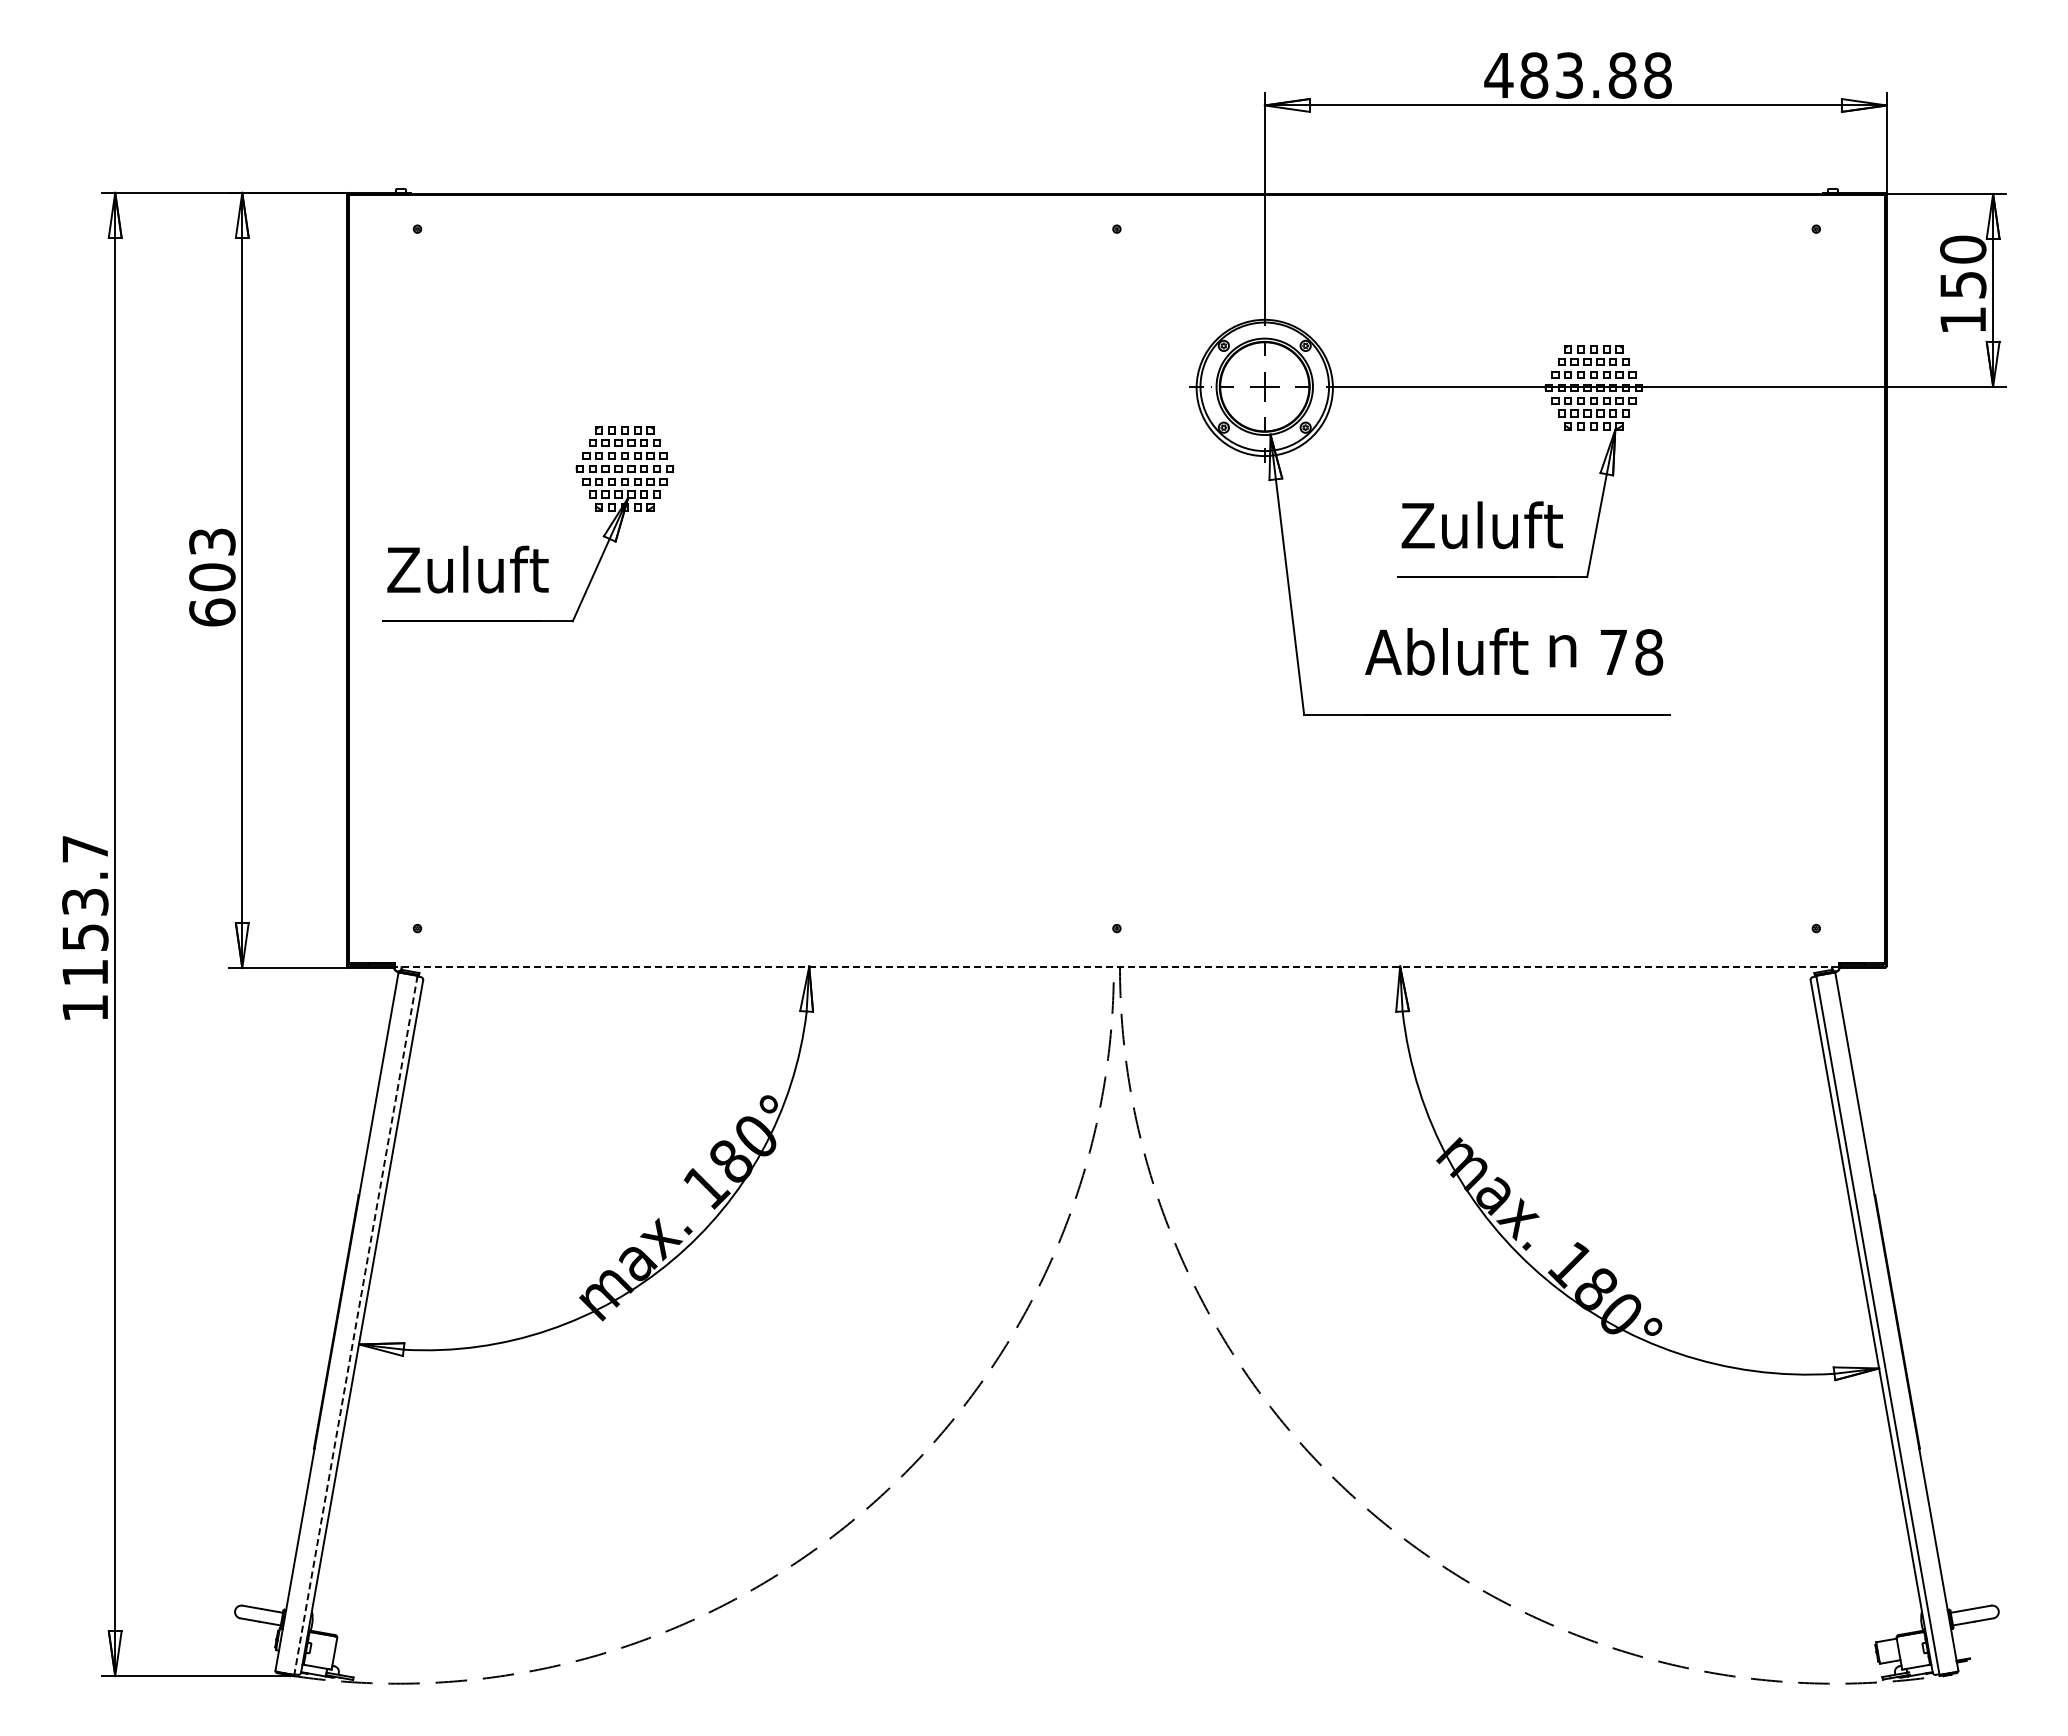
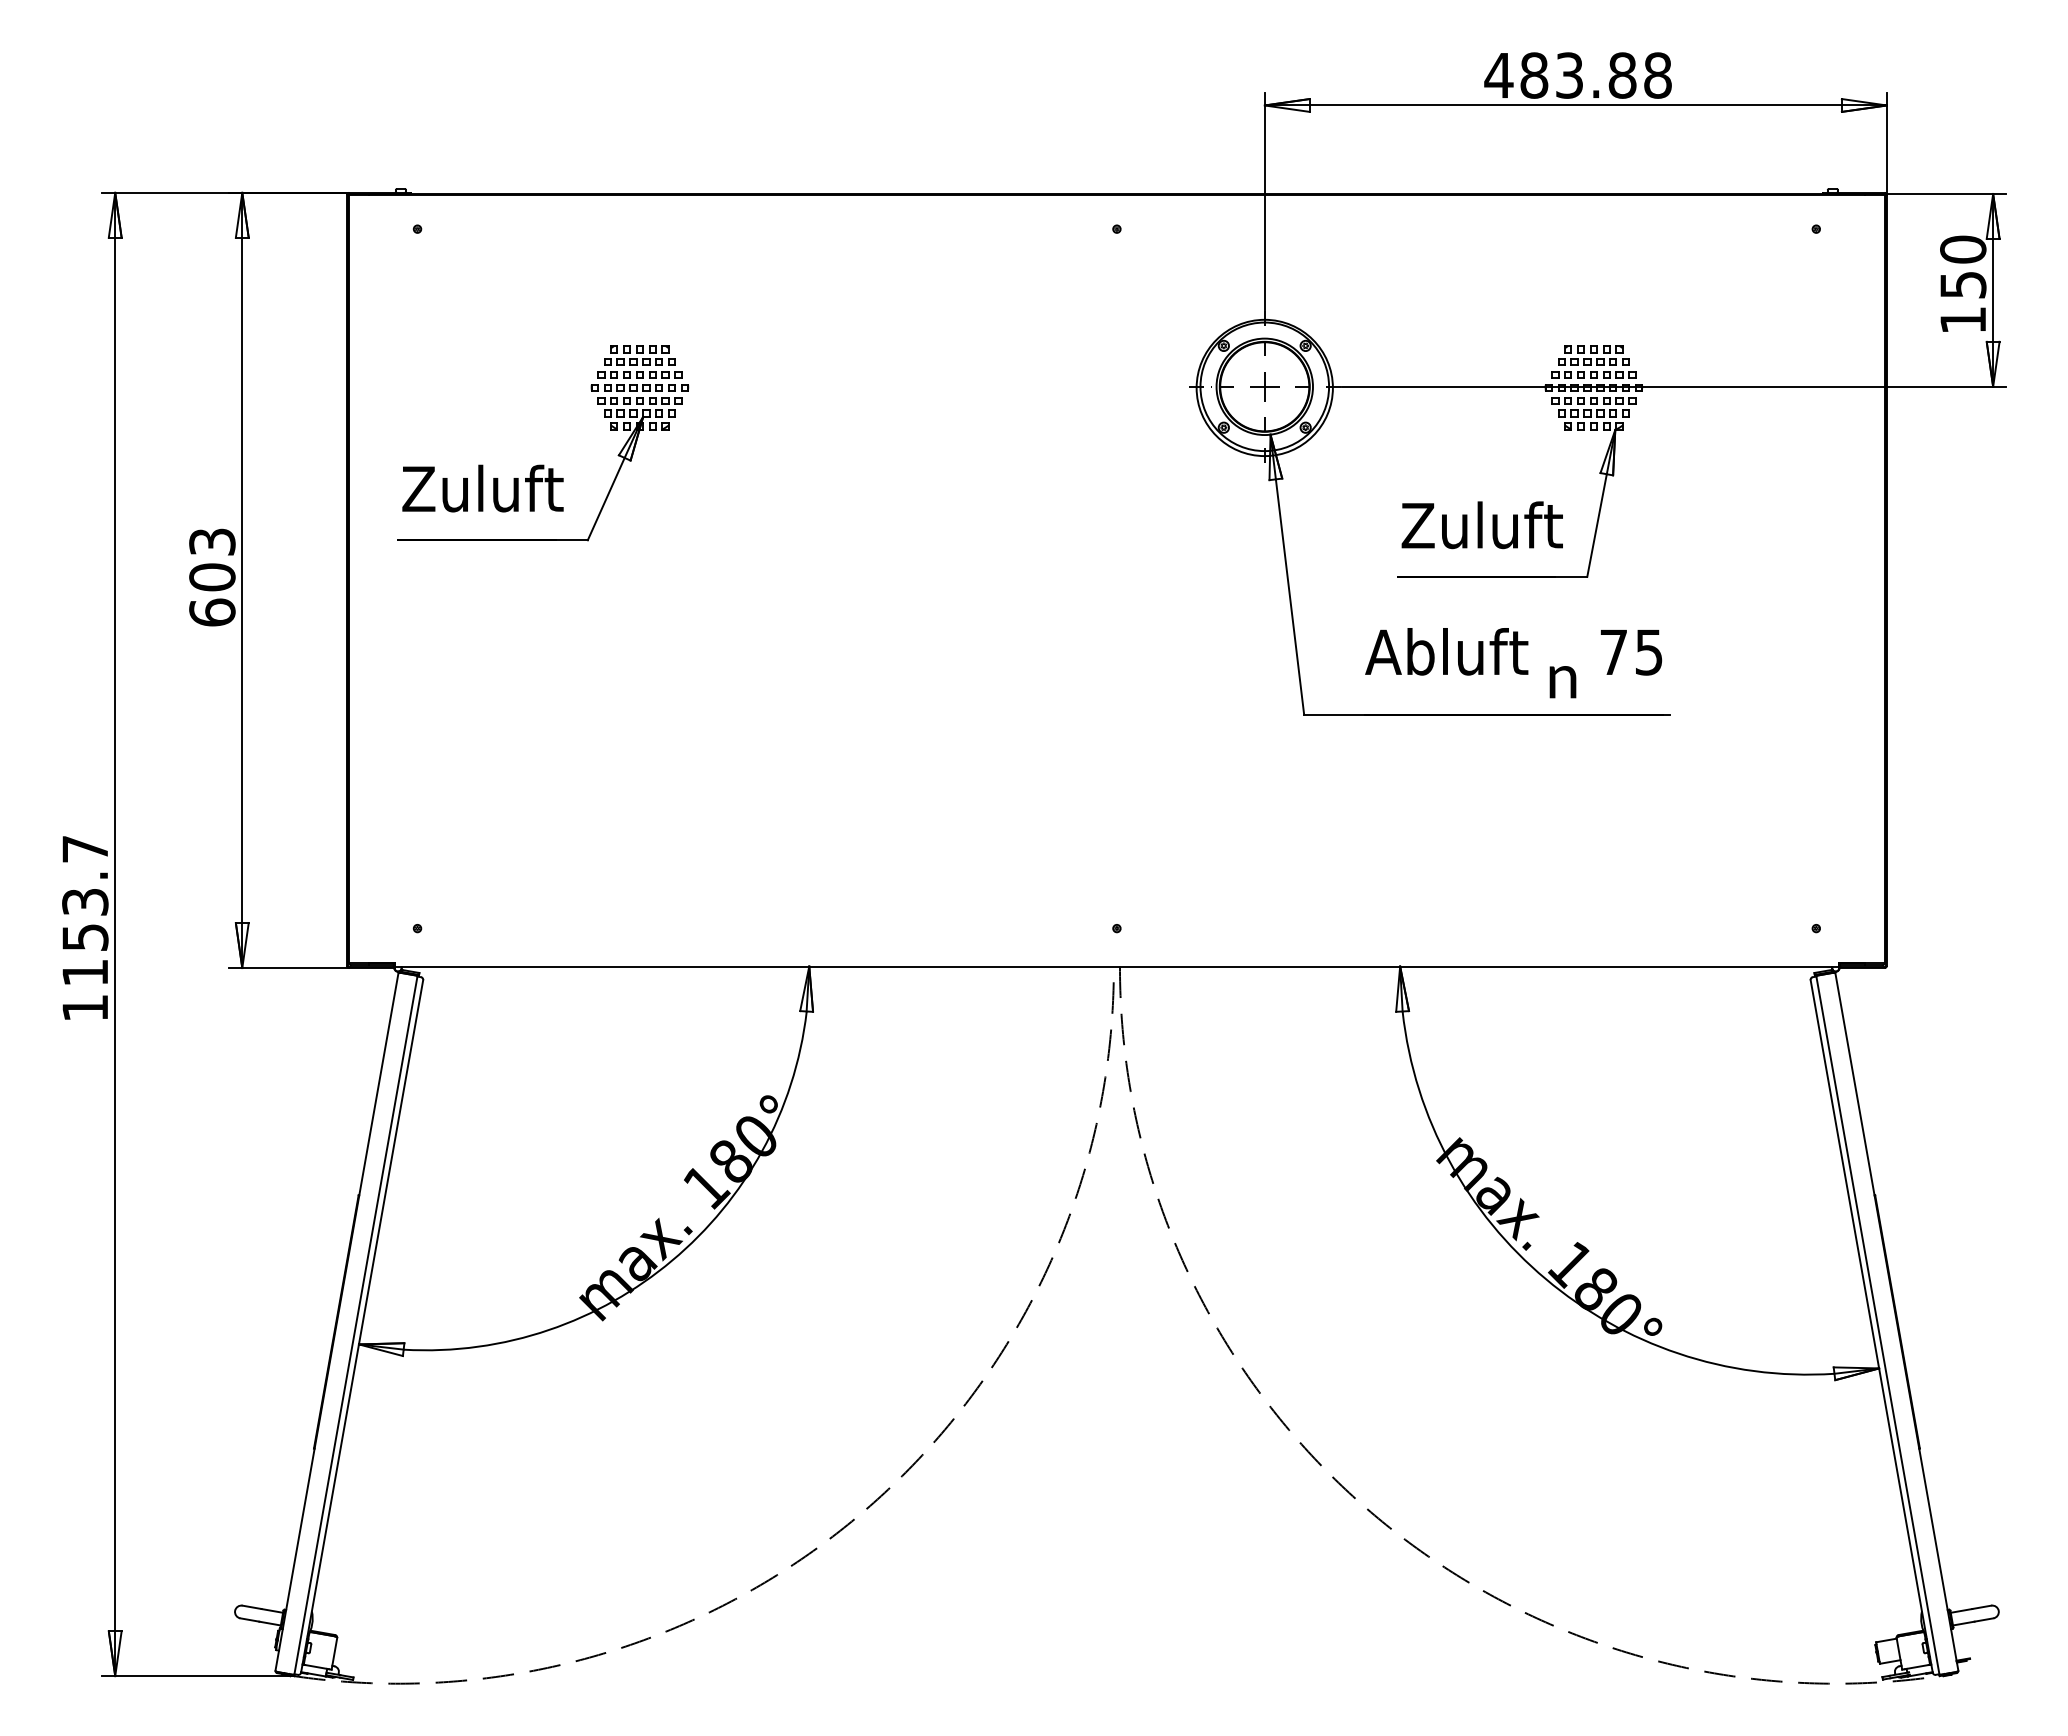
part position: (528, 545) -> (543, 464) (543, 464)
text position: (1562, 651) -> (1562, 682) (1562, 682)
text: 78 -> 75 (1649, 652)
line: dashed -> solid (1116, 966)
line: dashed -> solid (355, 1325)
